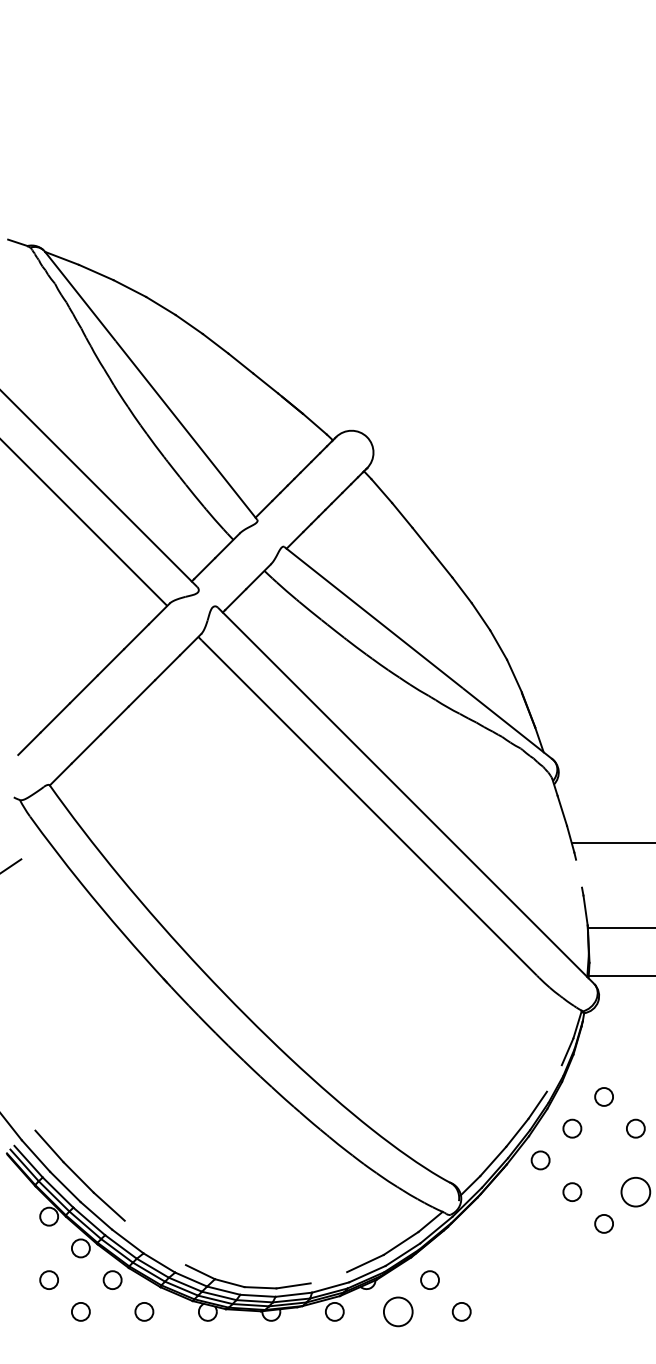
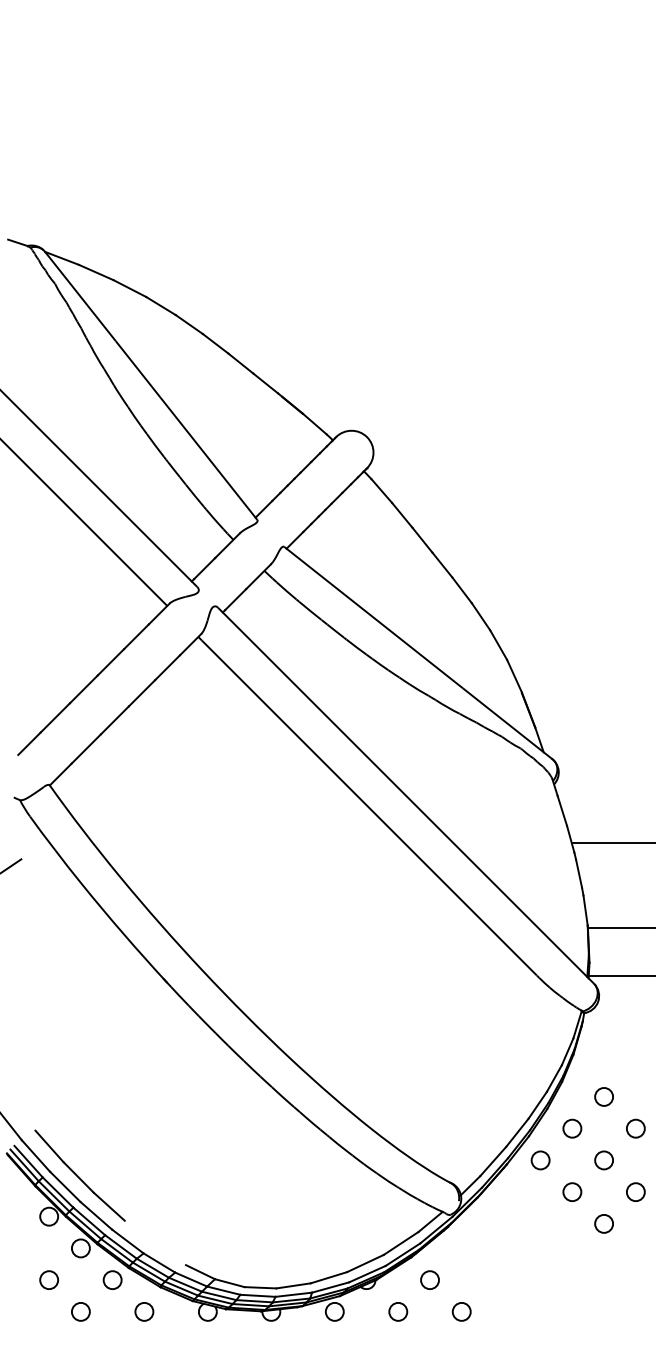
line: none -> present (579, 873)
line: none -> present (553, 1078)
circle: none -> present (603, 1160)
circle diameter: 29 px -> 18 px (635, 1192)
line: none -> present (328, 1277)
circle diameter: 29 px -> 18 px (398, 1311)
